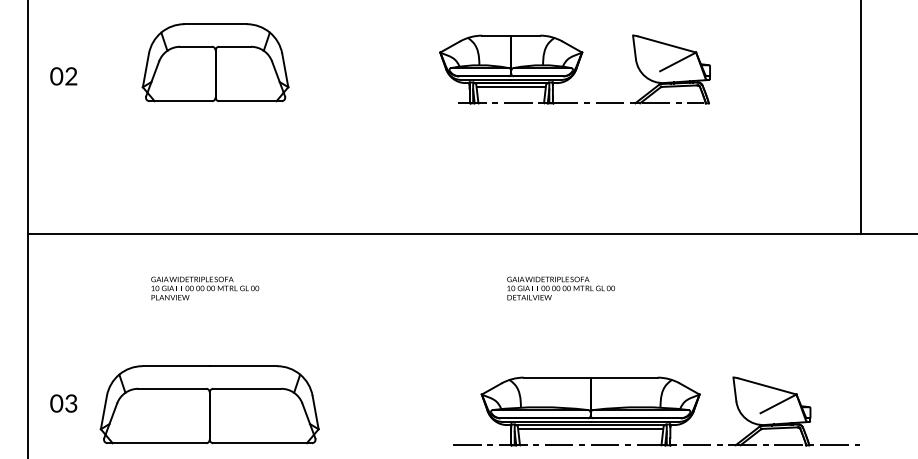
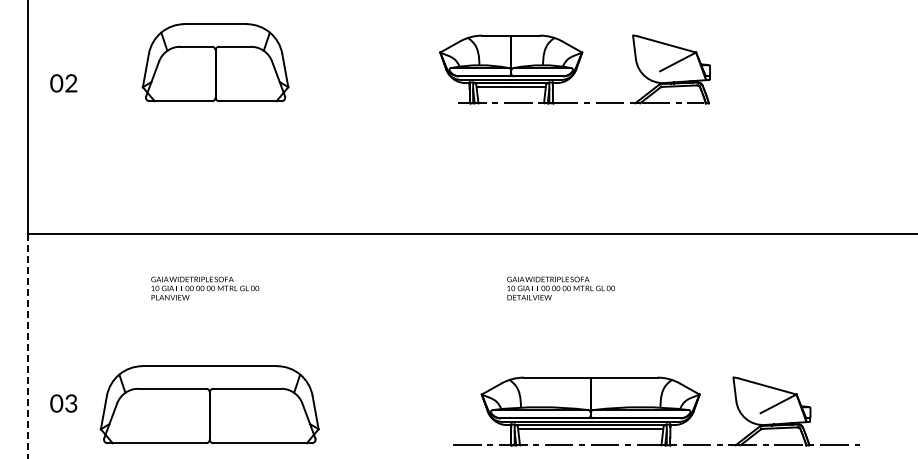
text position: (63, 76) -> (63, 83) (63, 83)
line: present -> none (861, 118)
line: solid -> dashed (27, 346)
